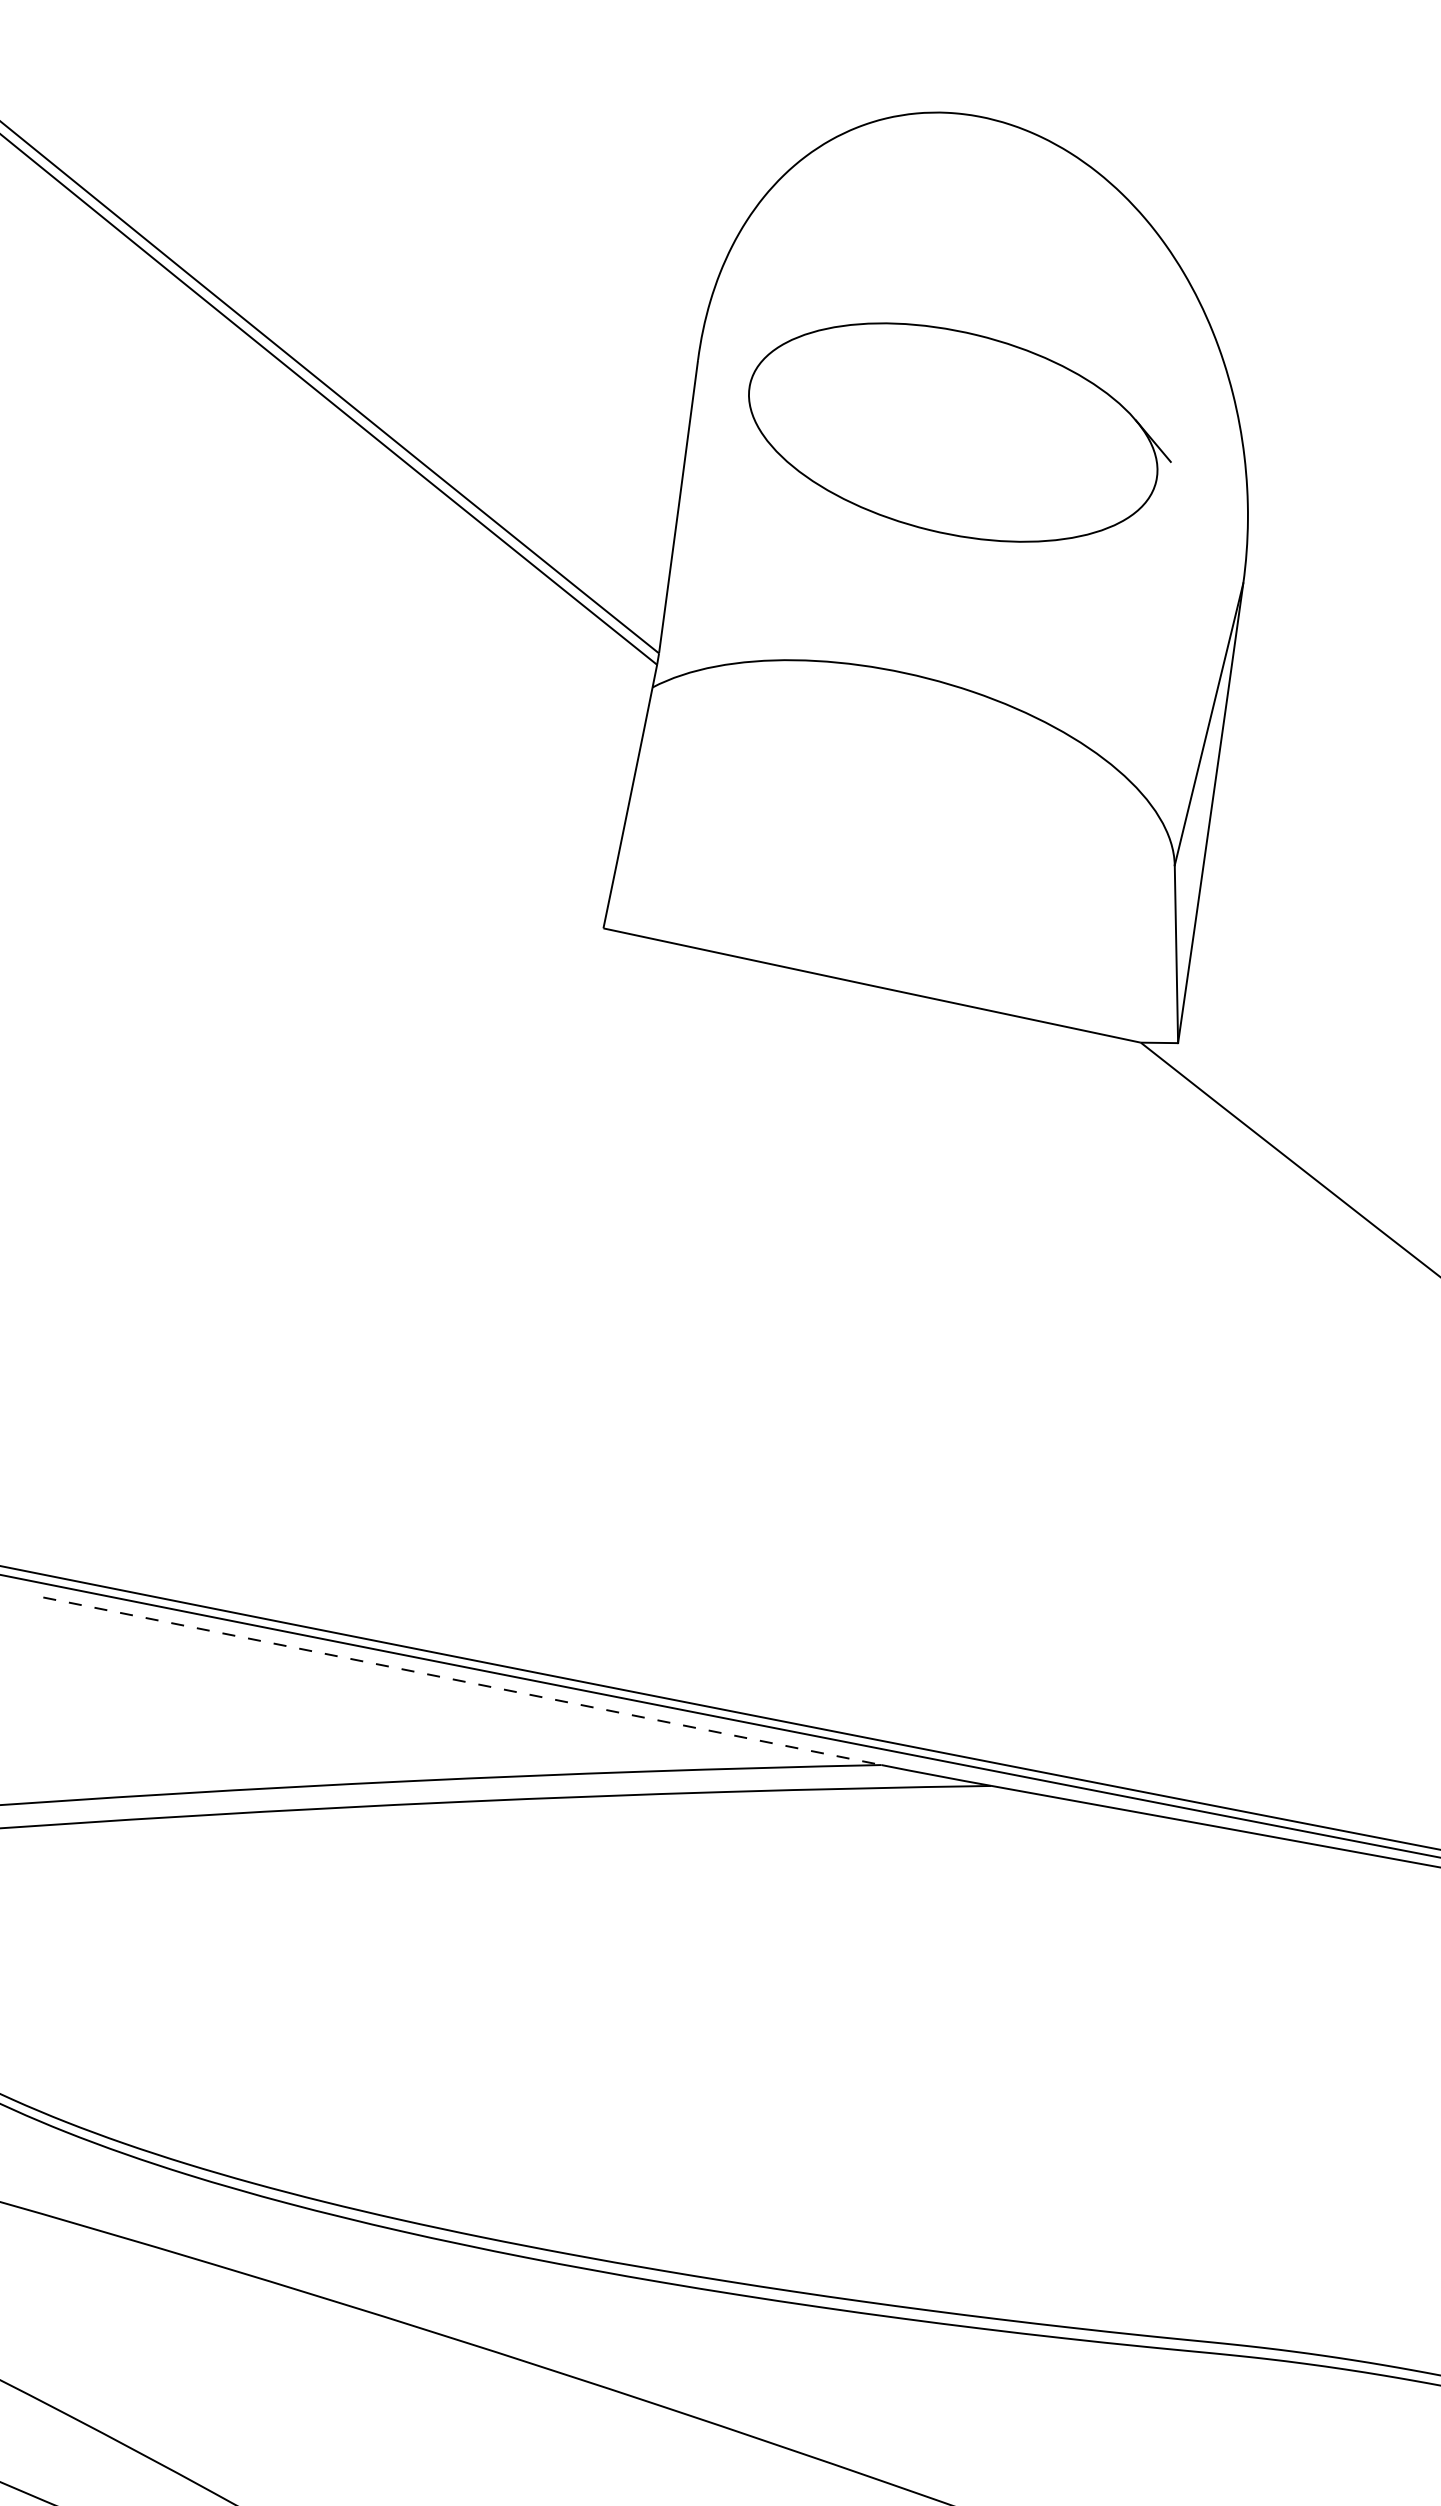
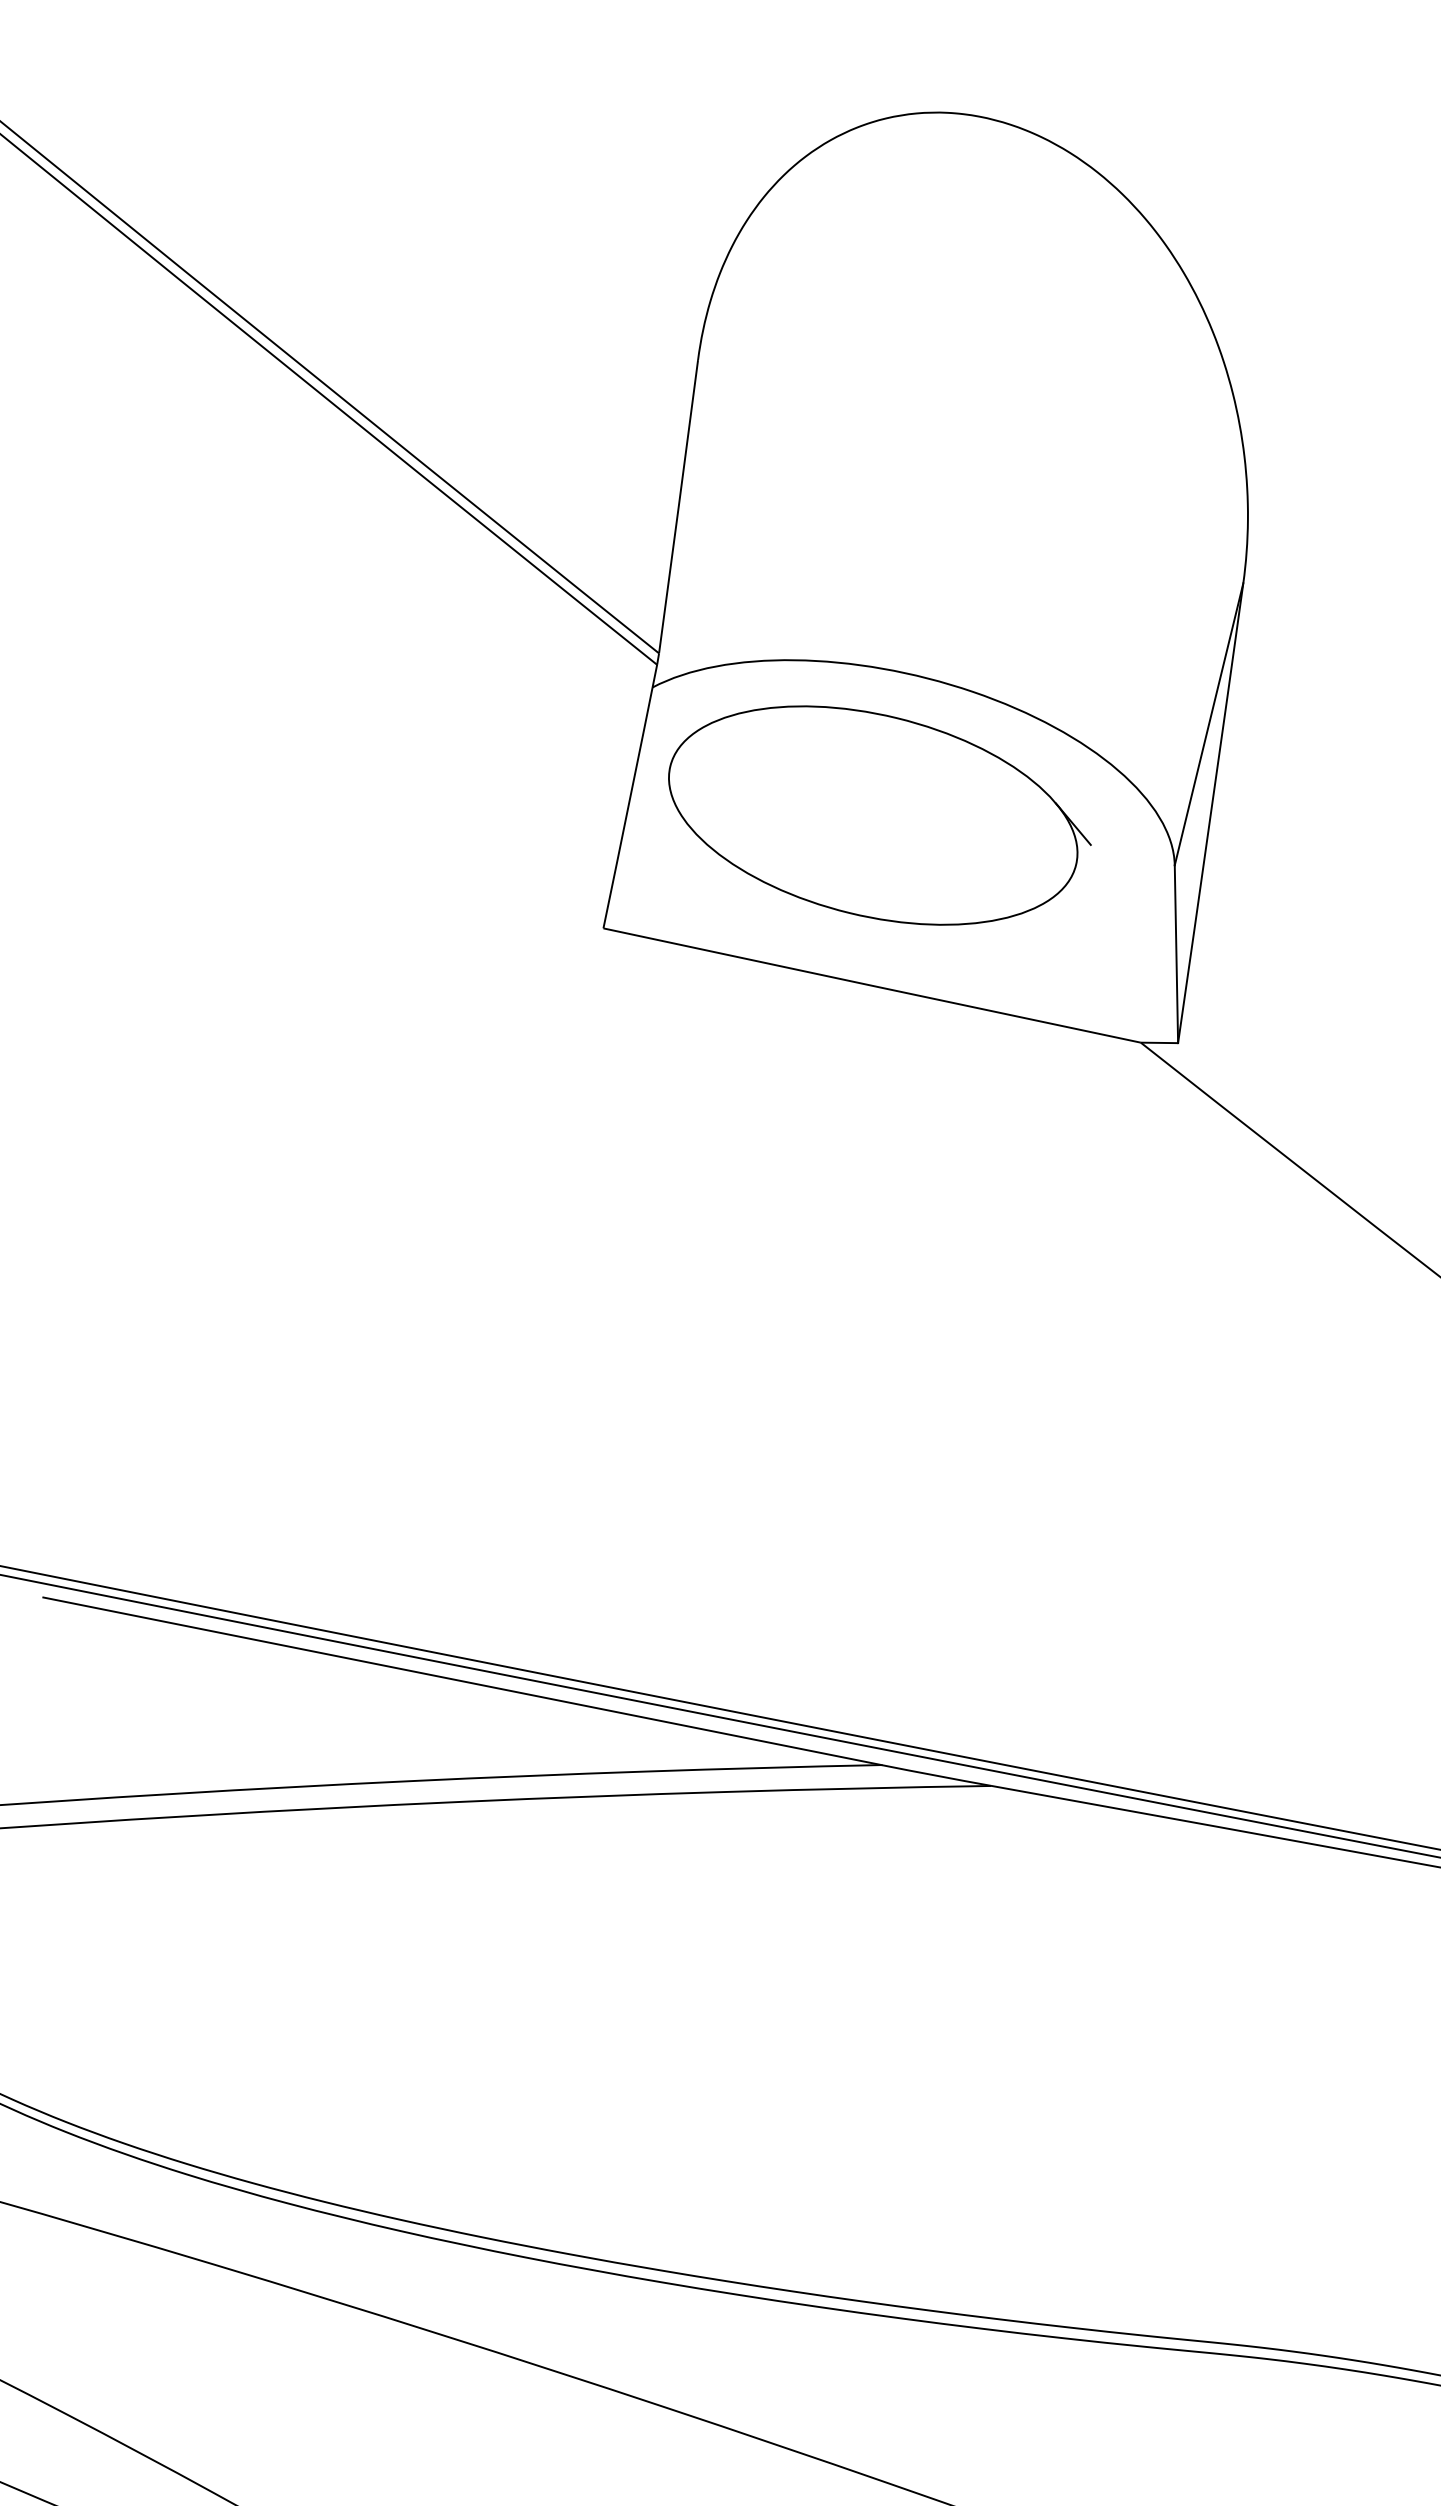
part position: (959, 432) -> (879, 815) (879, 815)
line: dashed -> solid (462, 1681)
